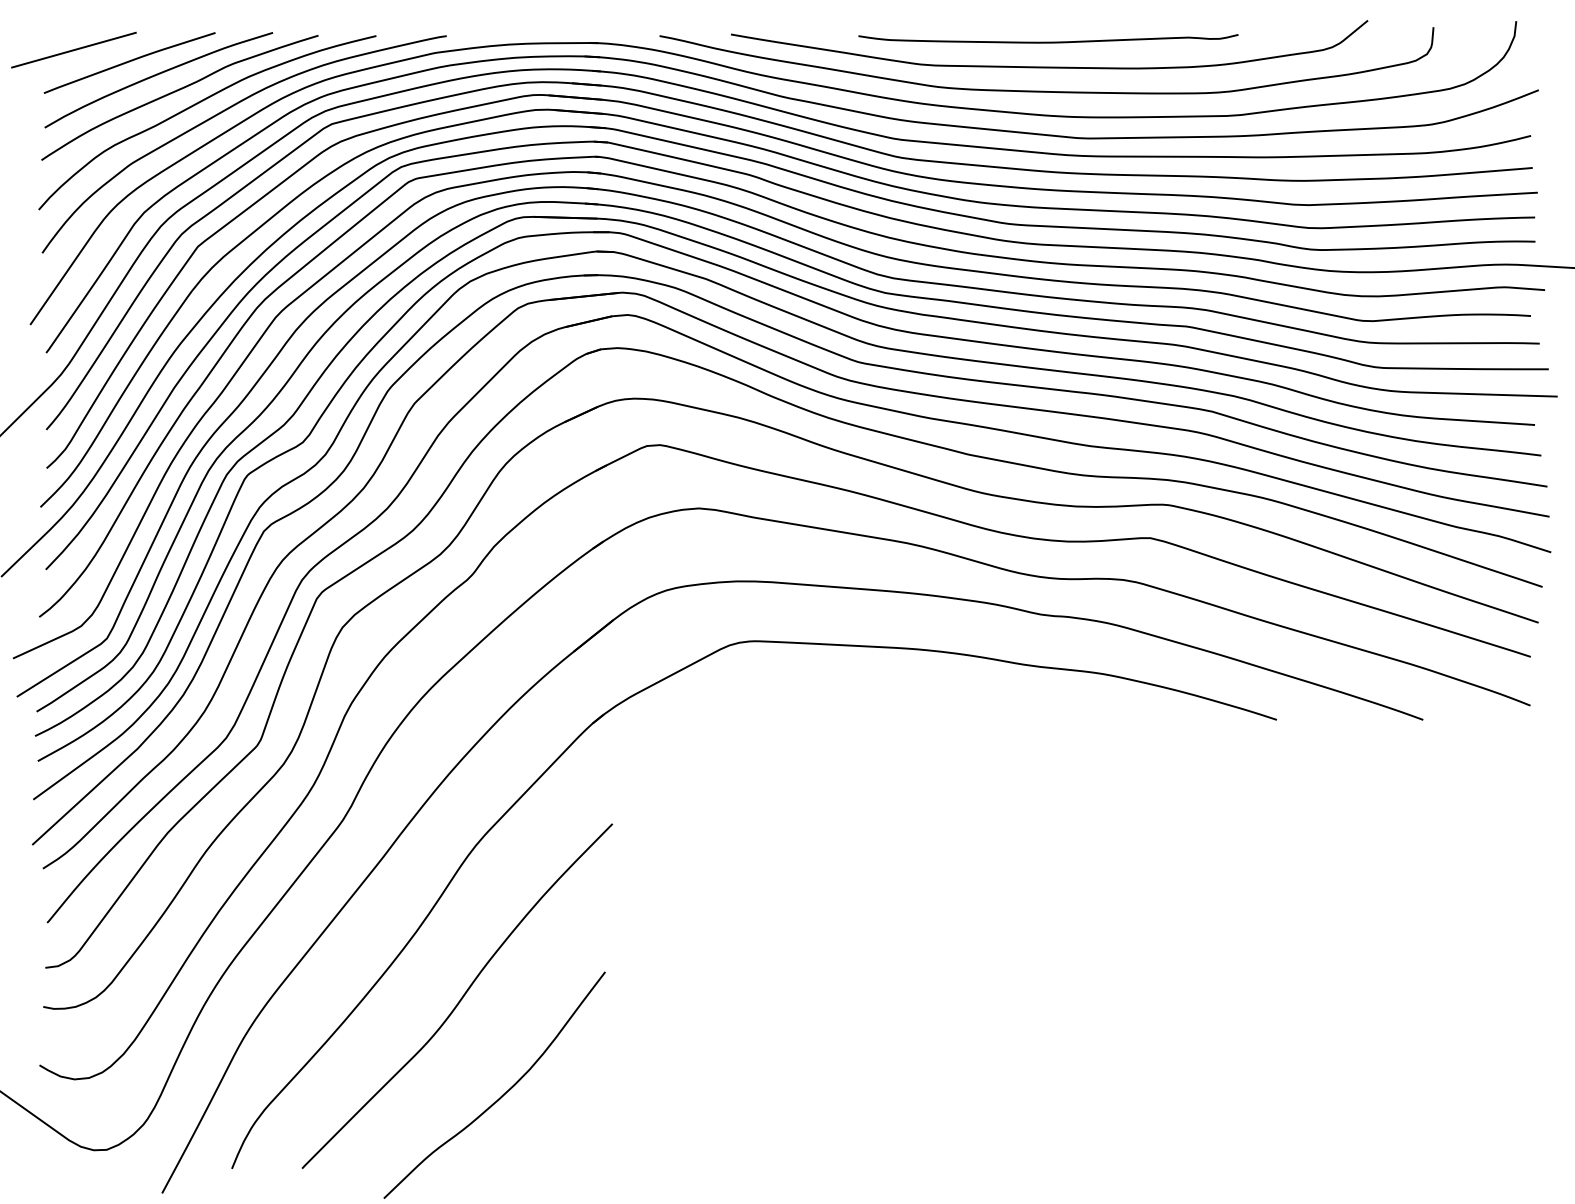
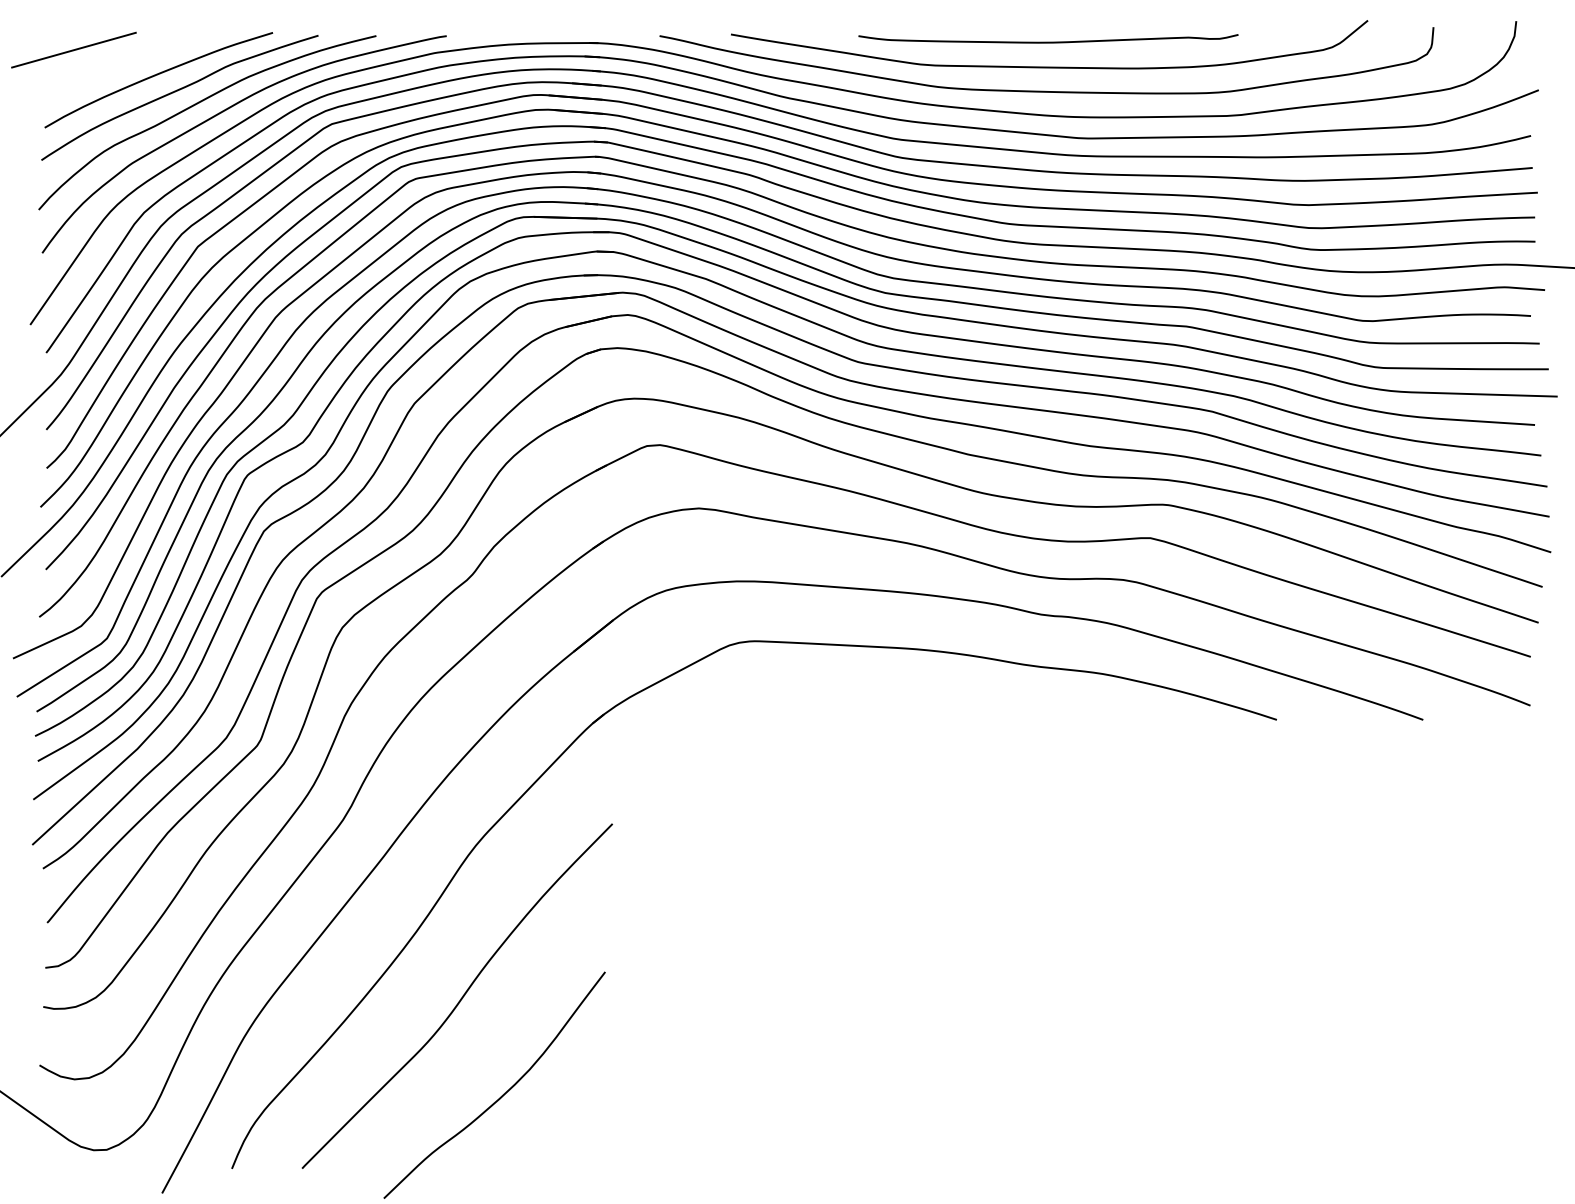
curve: present -> none (129, 62)
